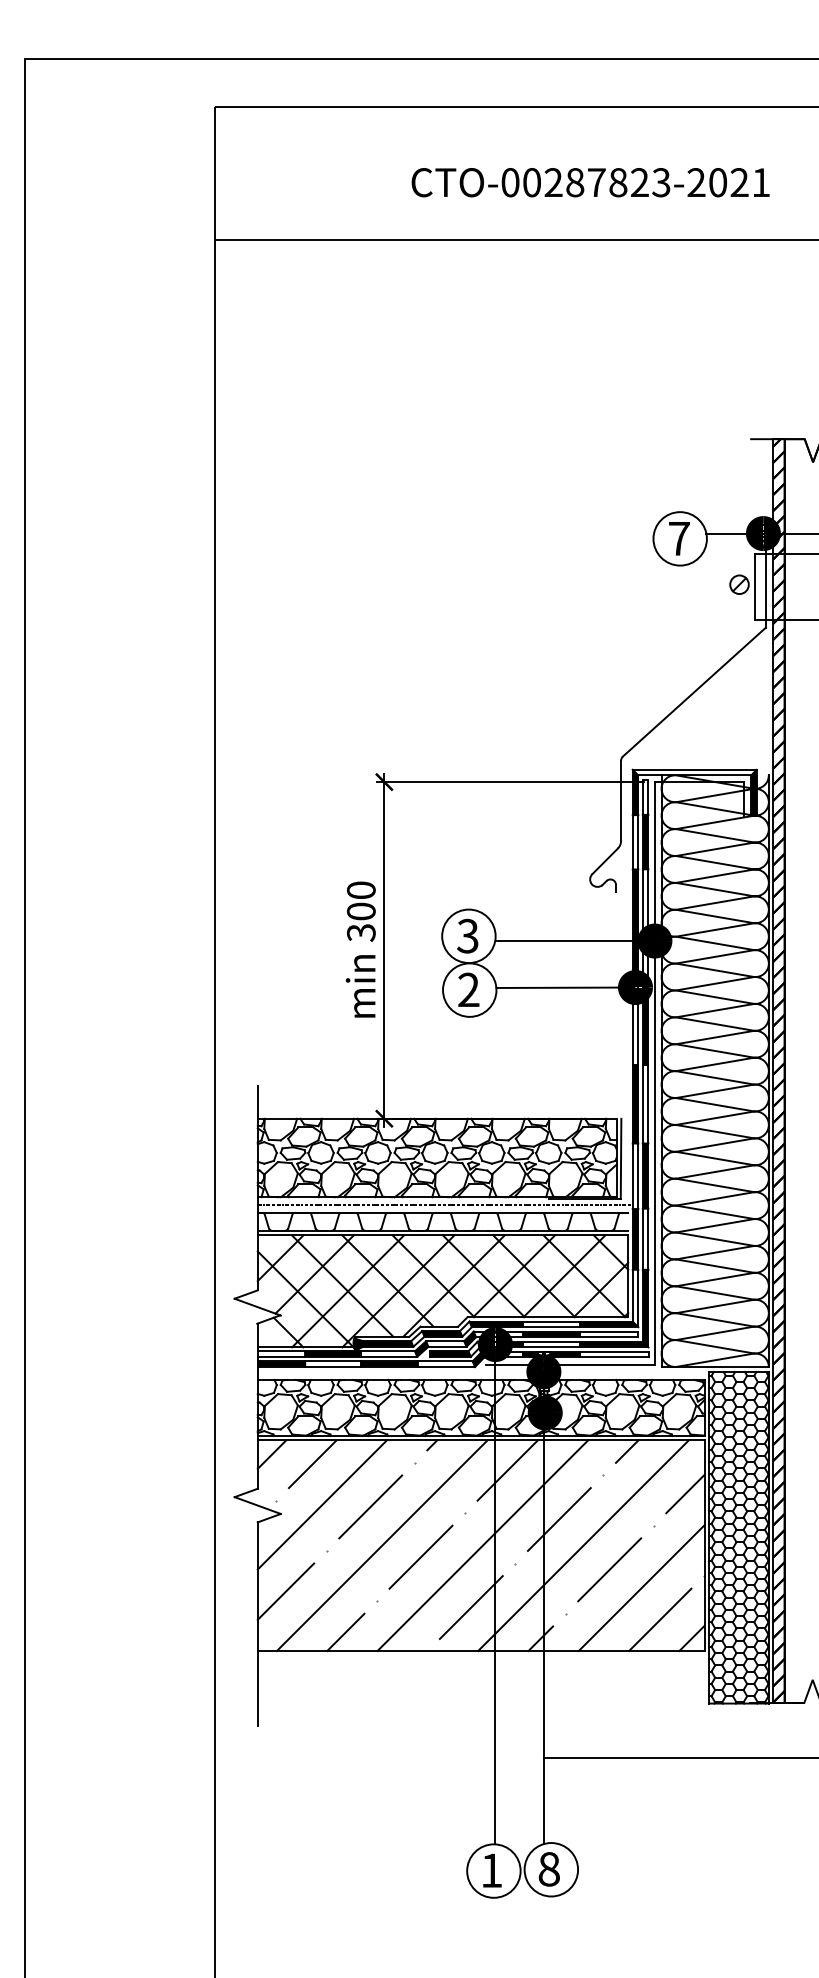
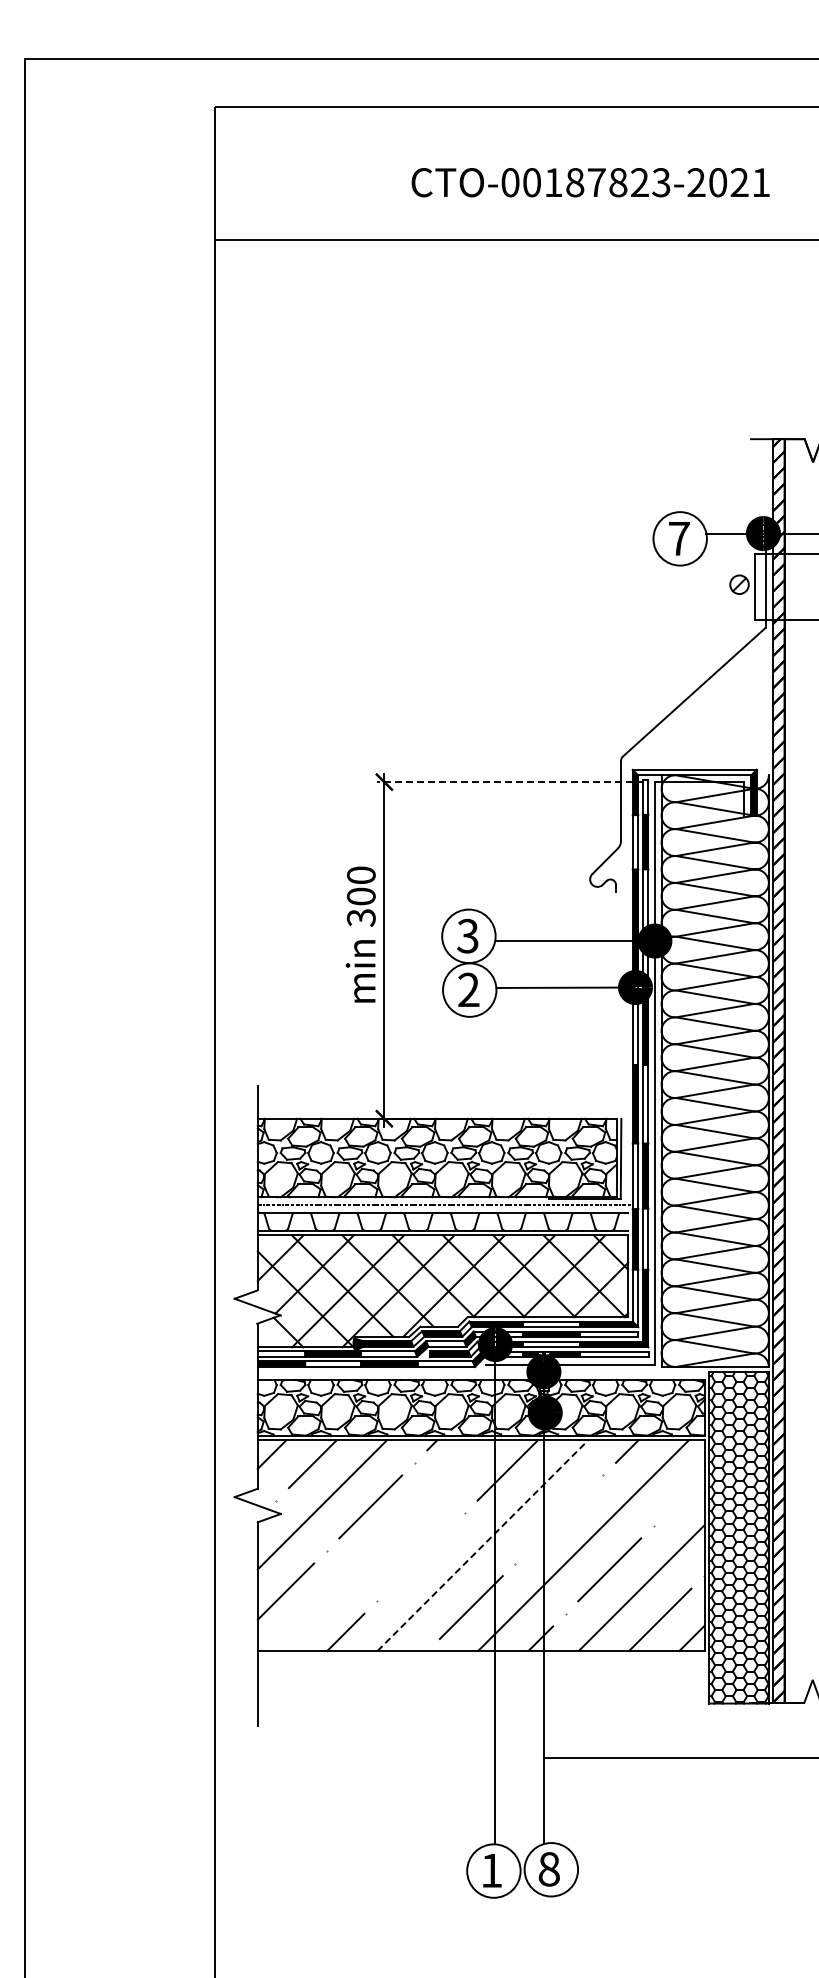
text: -00287823-2021 -> -00187823-2021 (553, 182)
line: solid -> dashed (510, 782)
text position: (360, 949) -> (360, 934) (360, 934)
line: present -> none (685, 1493)
line: present -> none (558, 1519)
line: present -> none (381, 1545)
line: solid -> dashed (482, 1545)
line: present -> none (420, 1556)
